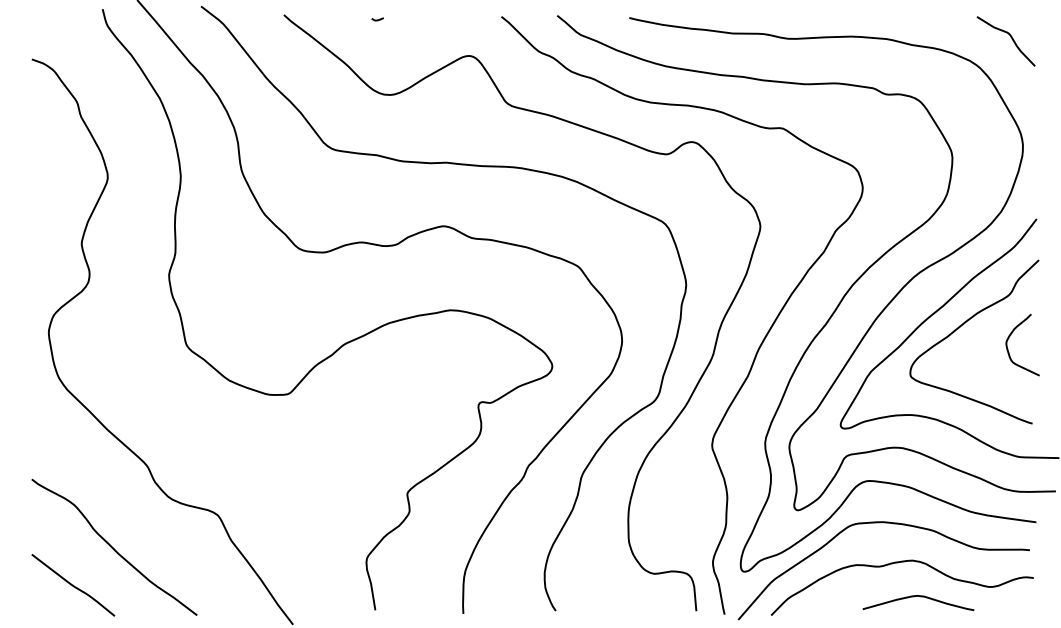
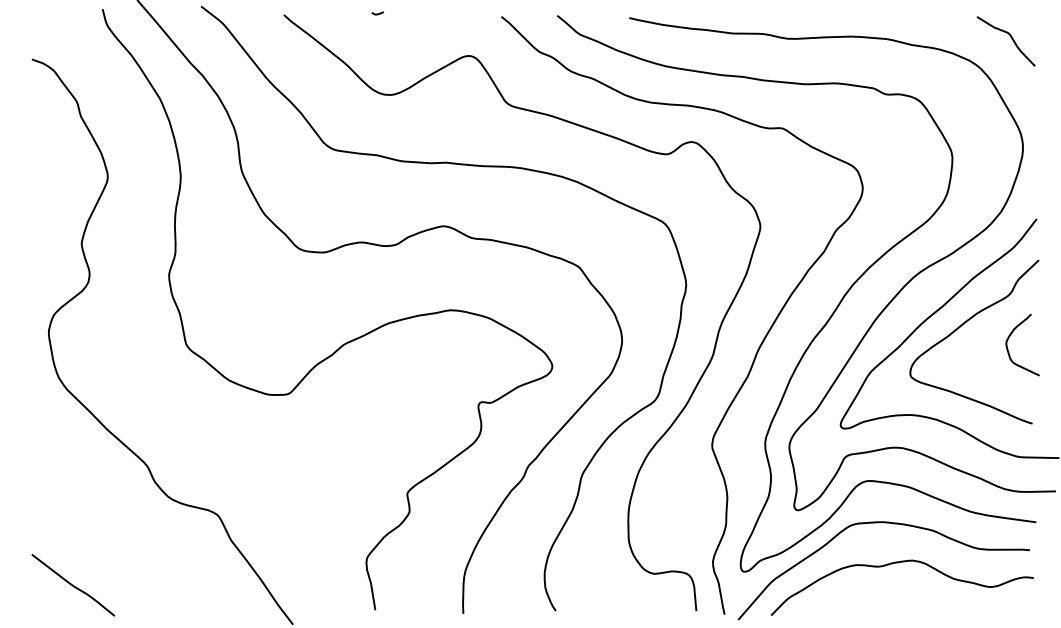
curve position: (377, 19) -> (377, 13) (377, 13)
curve: present -> none (113, 547)
curve: present -> none (920, 597)
